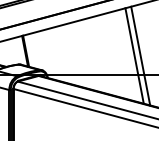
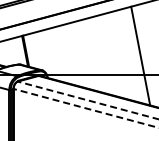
line: present -> none (134, 55)
line: solid -> dashed (88, 100)
line: solid -> dashed (86, 108)
